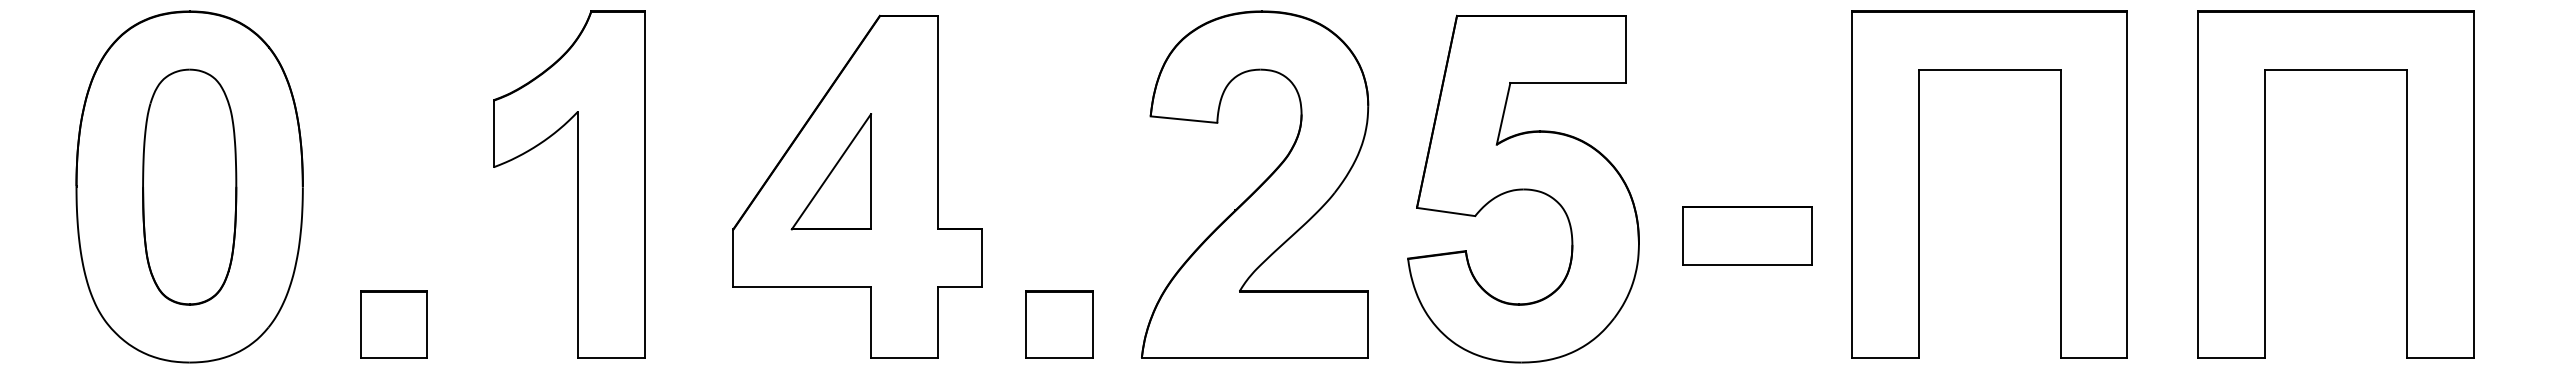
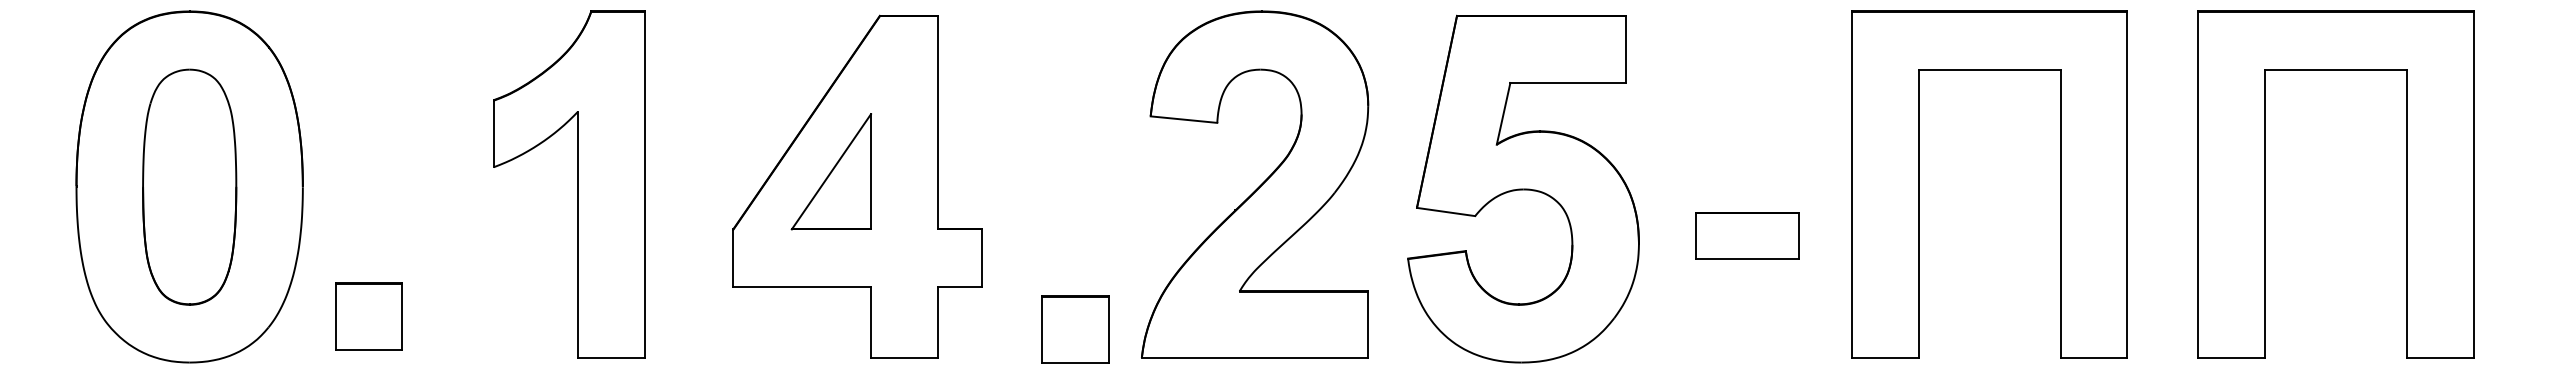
part size: 131x60 px -> 105x48 px (1747, 235)
part position: (393, 324) -> (368, 316) (368, 316)
part position: (1059, 324) -> (1075, 329) (1075, 329)
